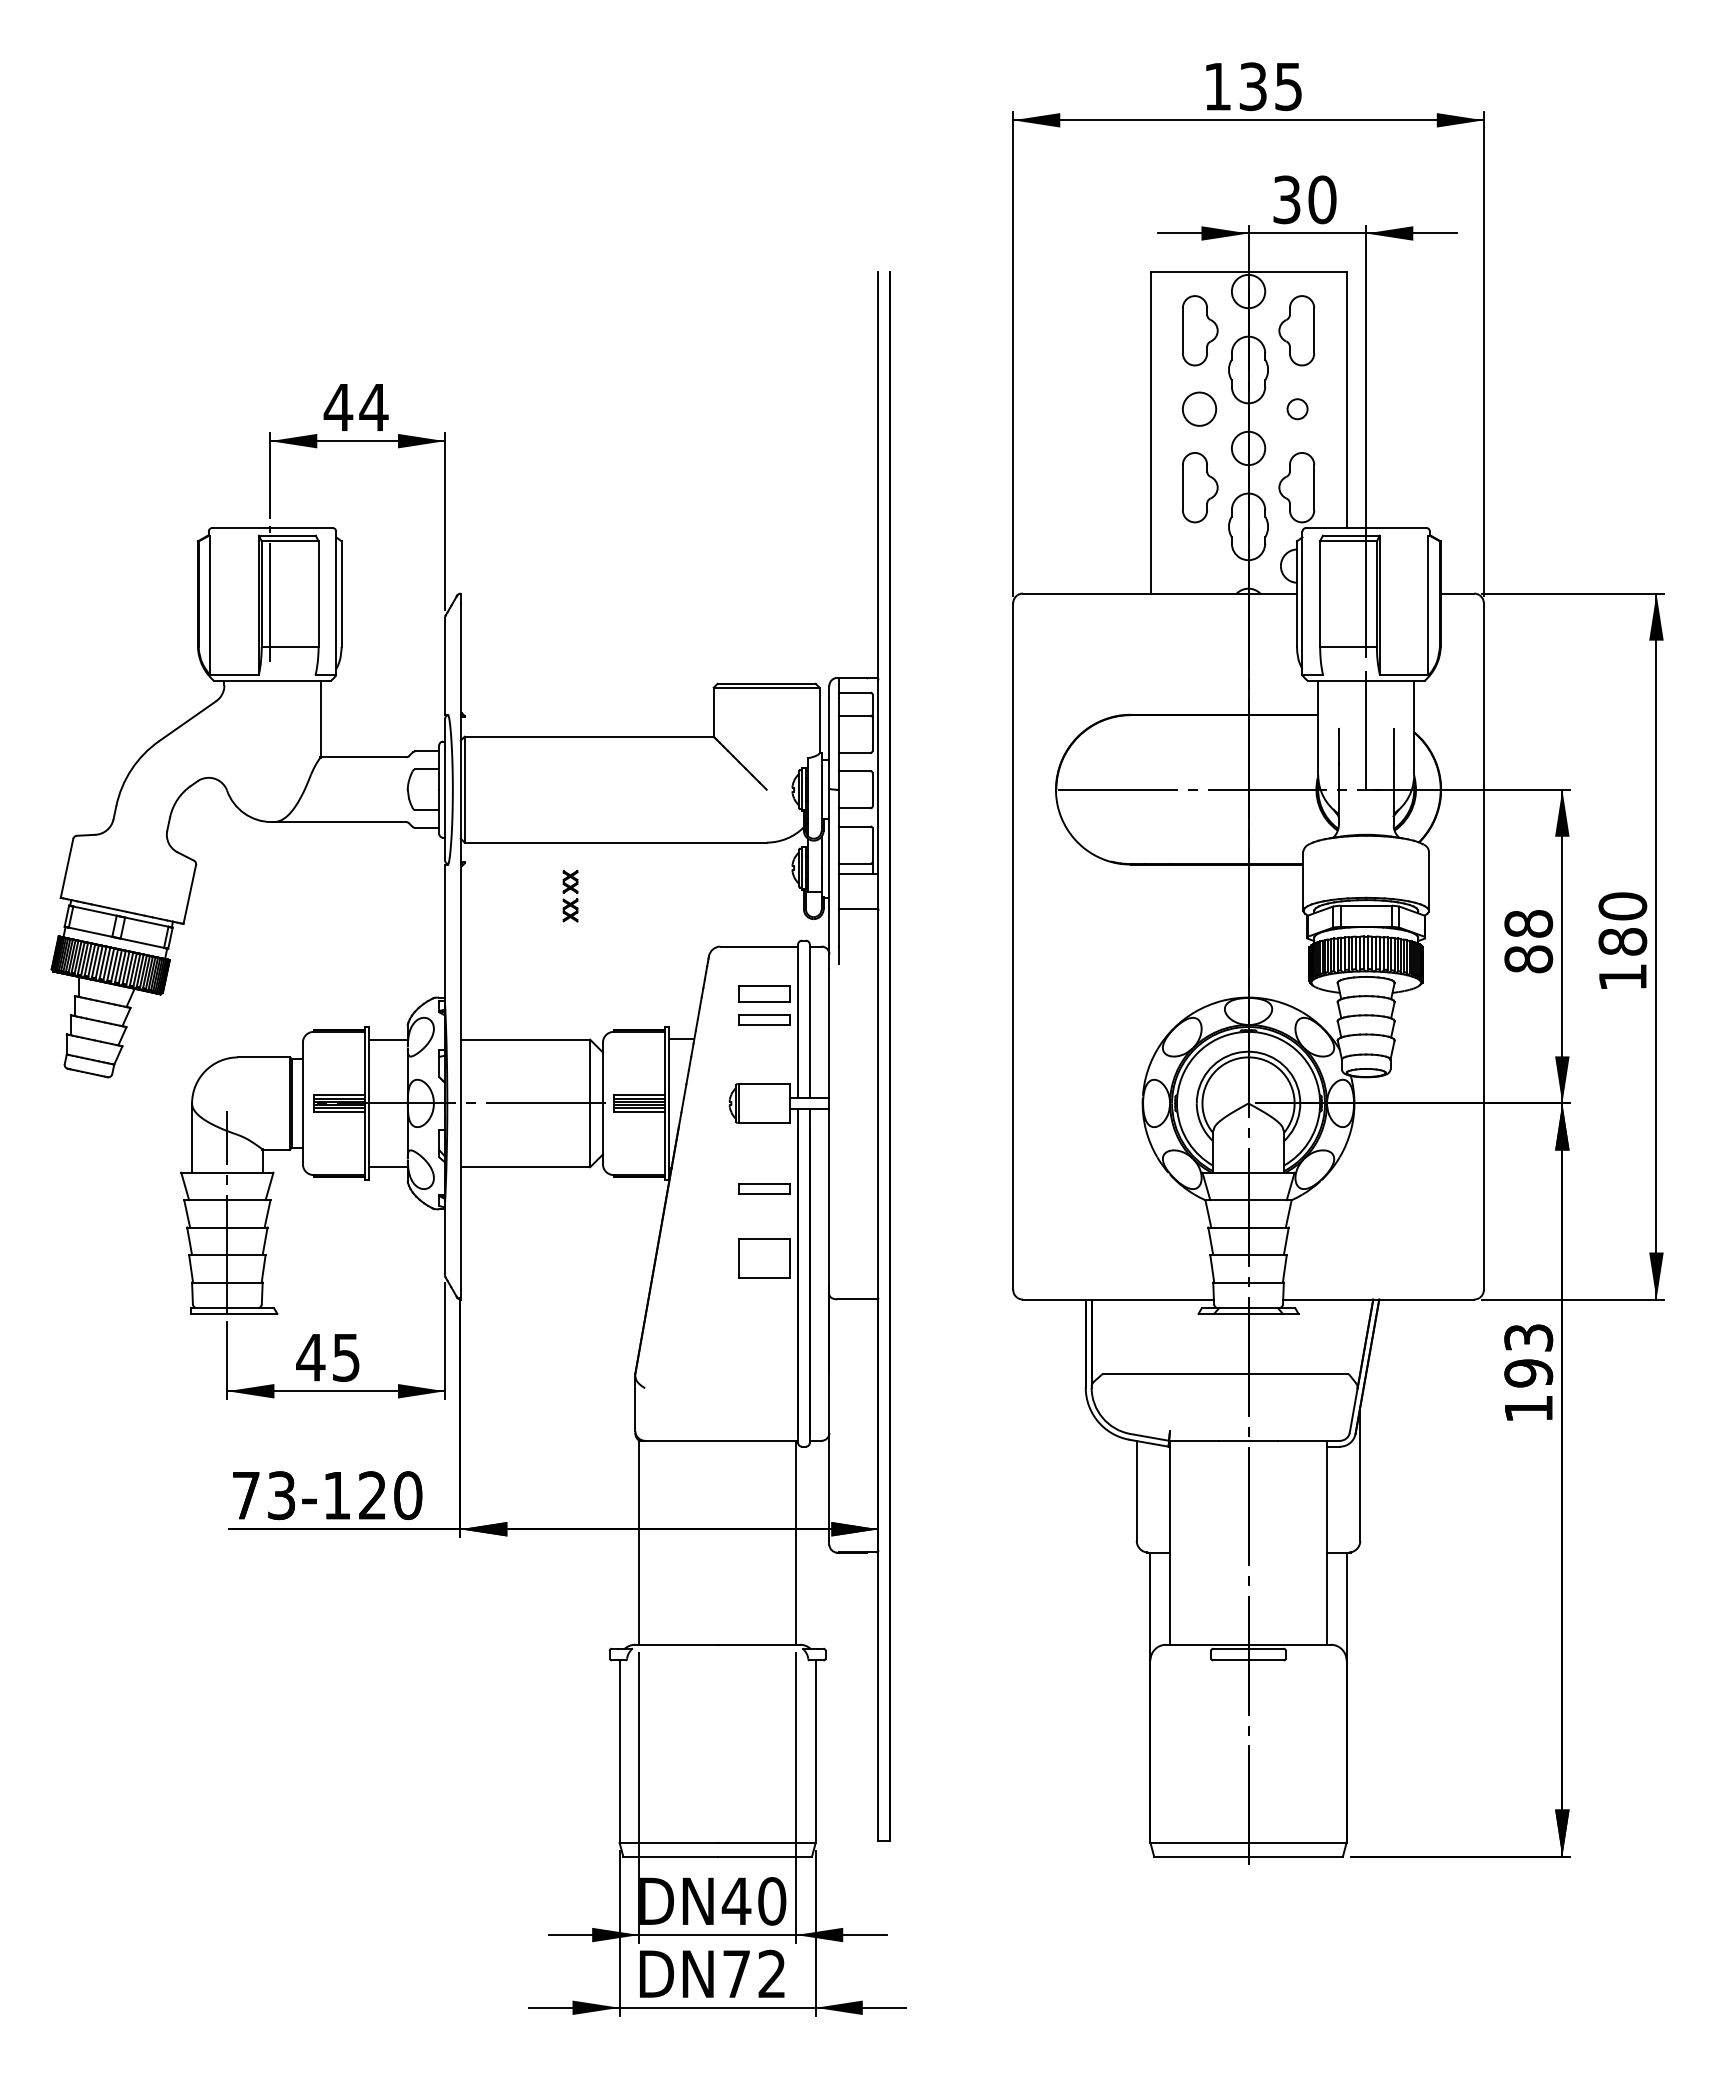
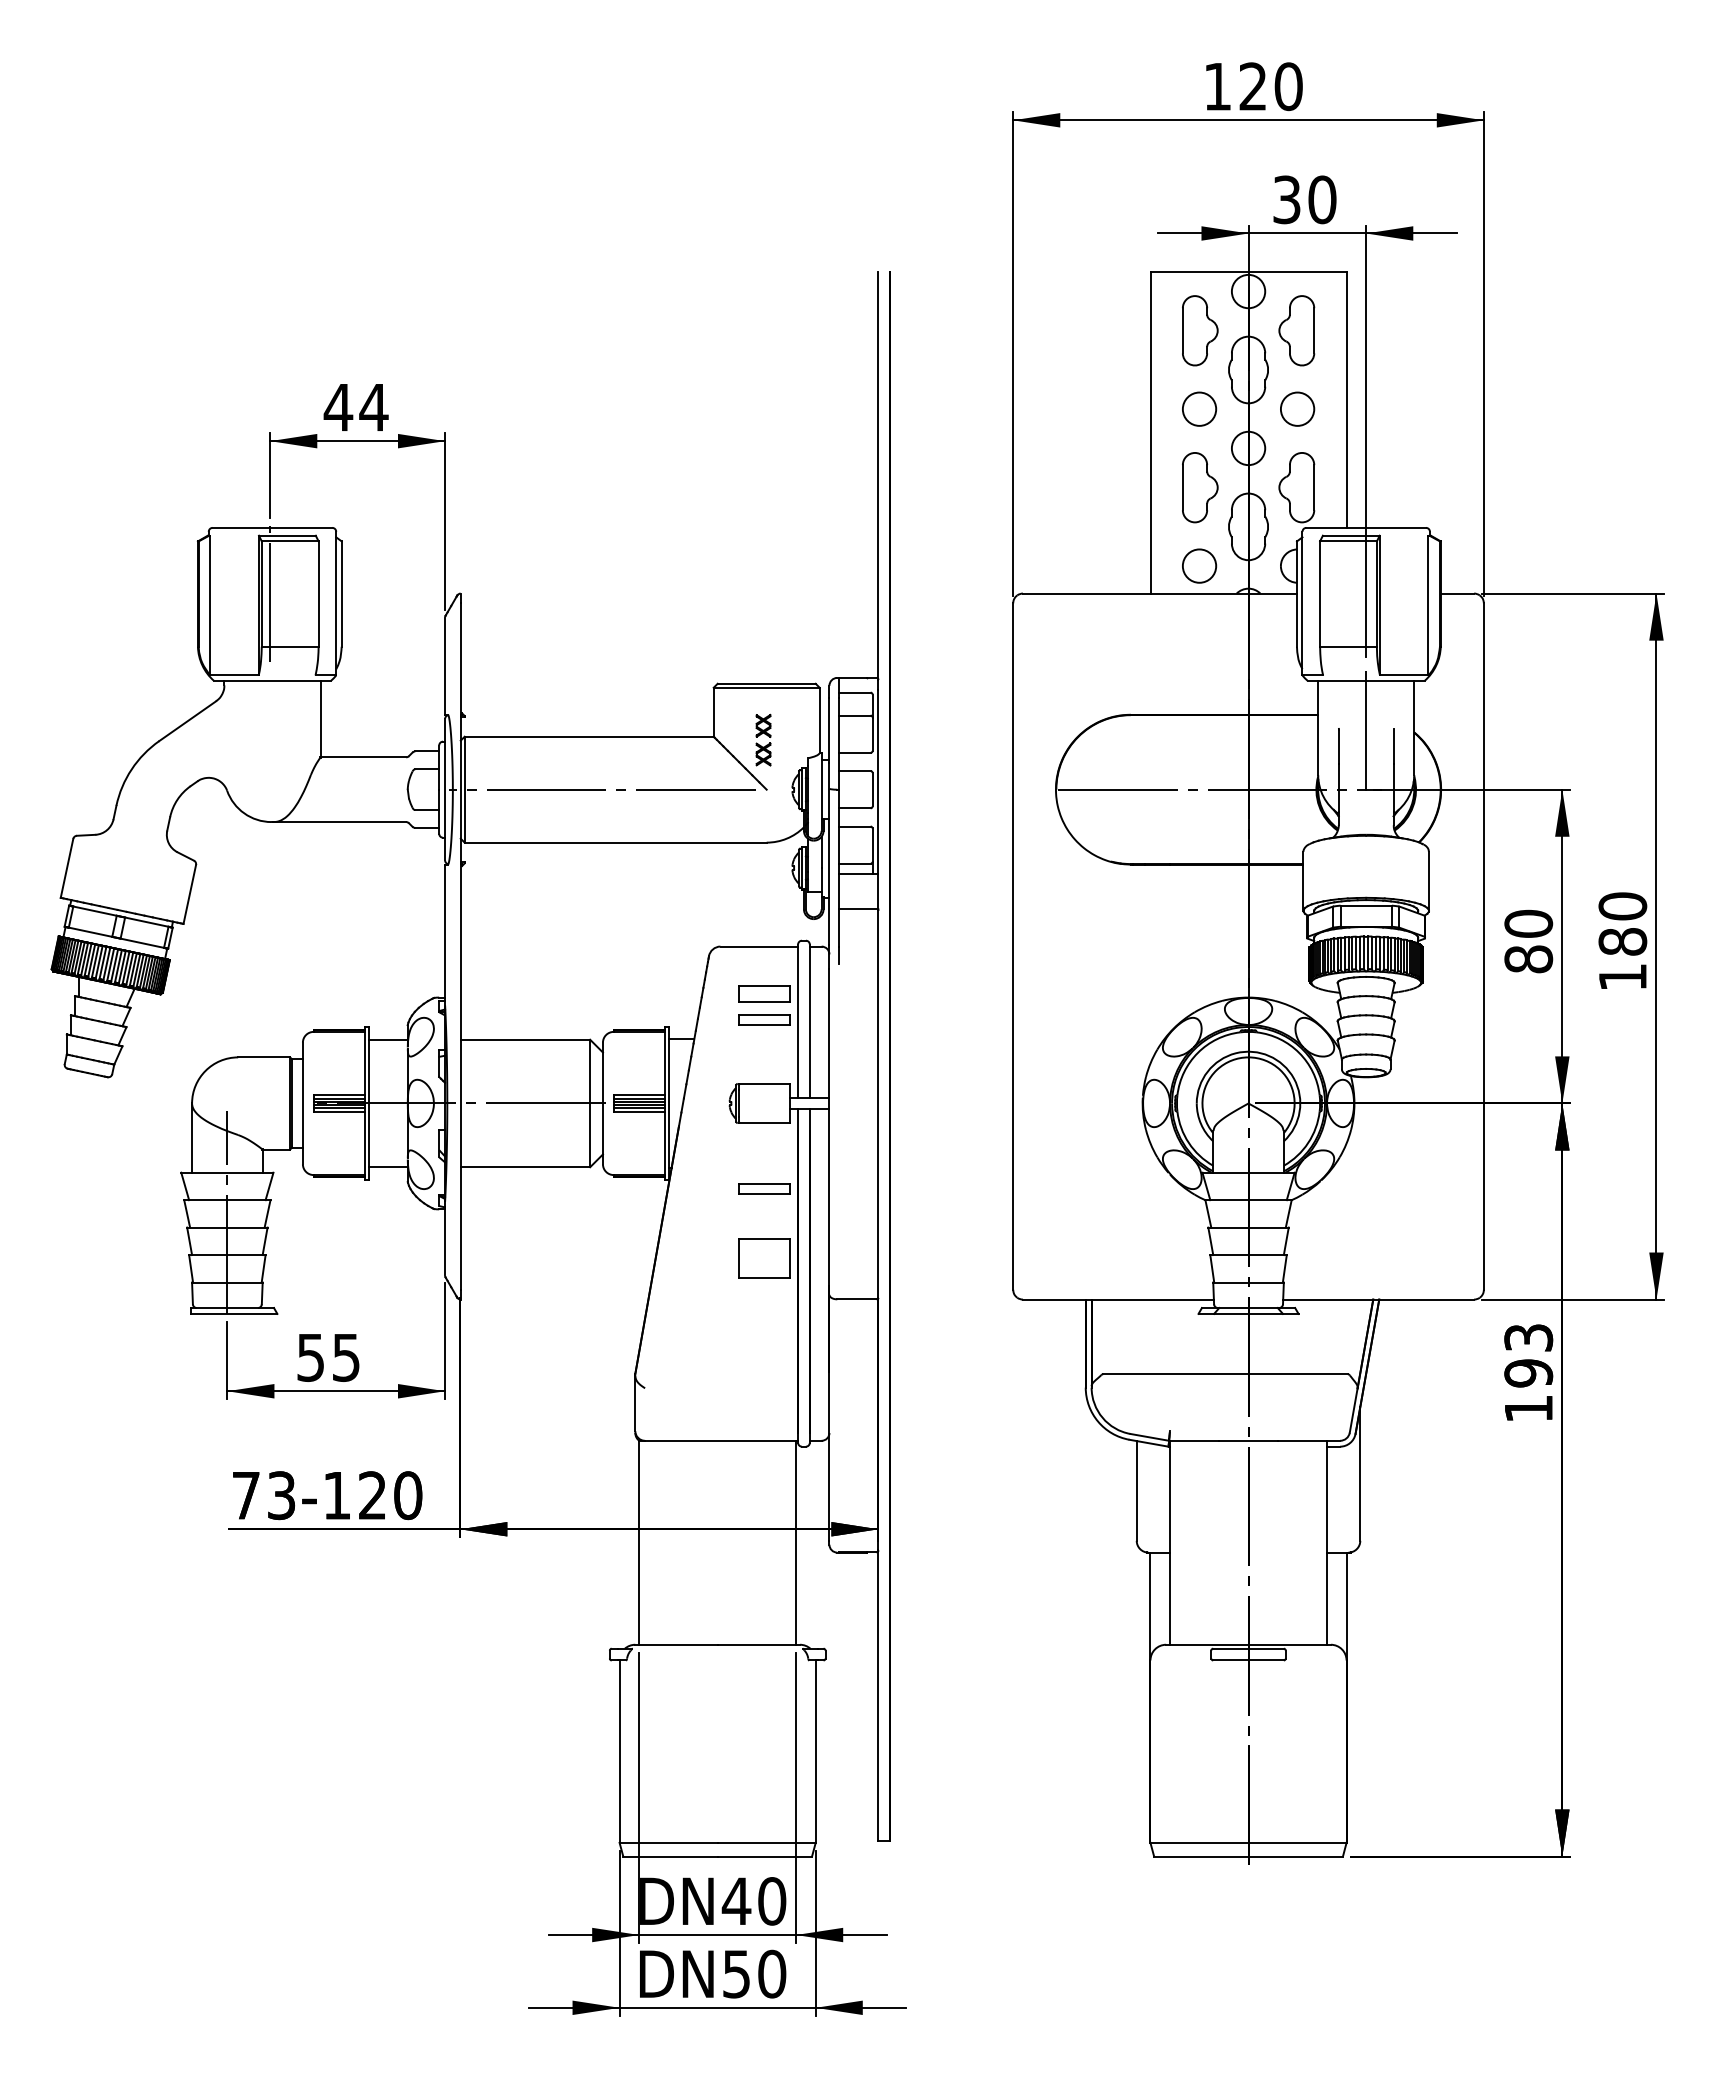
text: 135 -> 120 (1270, 86)
circle diameter: 20 px -> 33 px (1297, 408)
circle: none -> present (1199, 565)
line: none -> present (601, 789)
part position: (570, 895) -> (763, 739) (763, 739)
text: 88 -> 80 (1528, 923)
text: 45 -> 55 (310, 1357)
text: DN72 -> DN50 (754, 1973)
